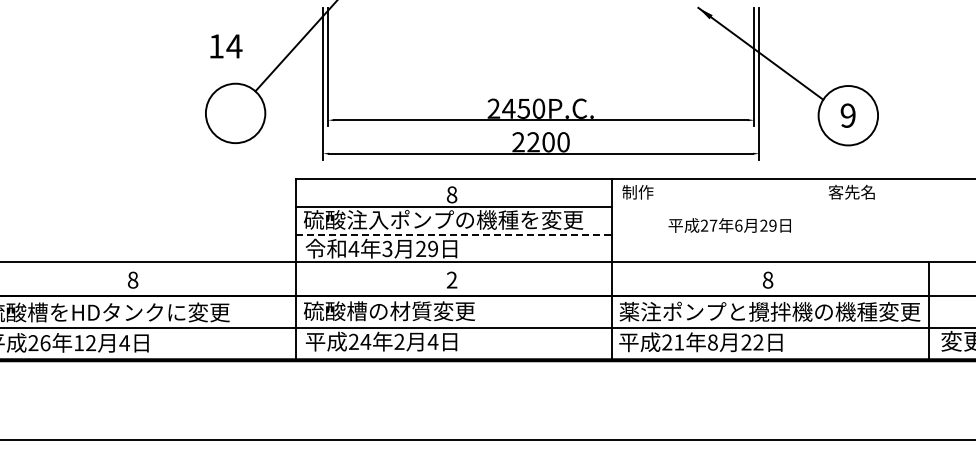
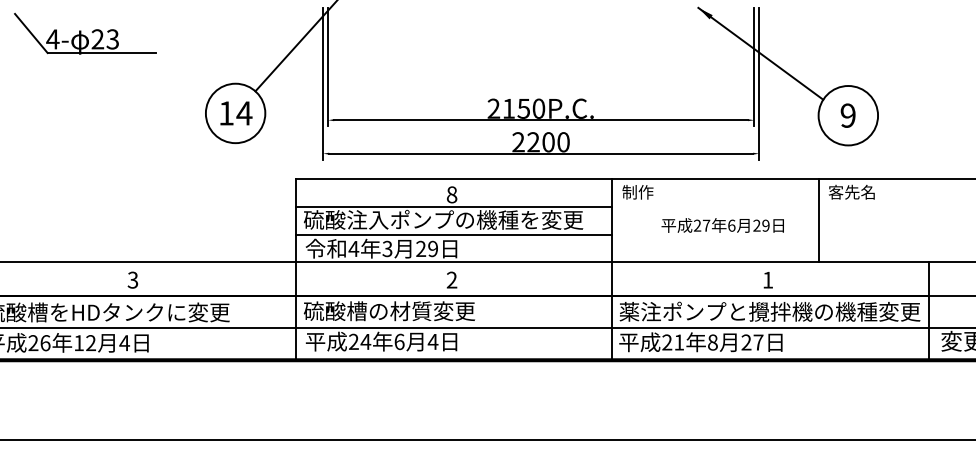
part: none -> present (85, 33)
text position: (226, 46) -> (236, 113) (236, 113)
text: 2450P.C. -> 2150P.C. (508, 108)
line: none -> present (818, 220)
text position: (729, 225) -> (722, 225) (722, 225)
line: dashed -> solid (454, 234)
text: 8 -> 3 (132, 279)
text: 8 -> 1 (767, 279)
text: 2 -> 6 (399, 341)
text: 22 -> 27 (758, 342)
